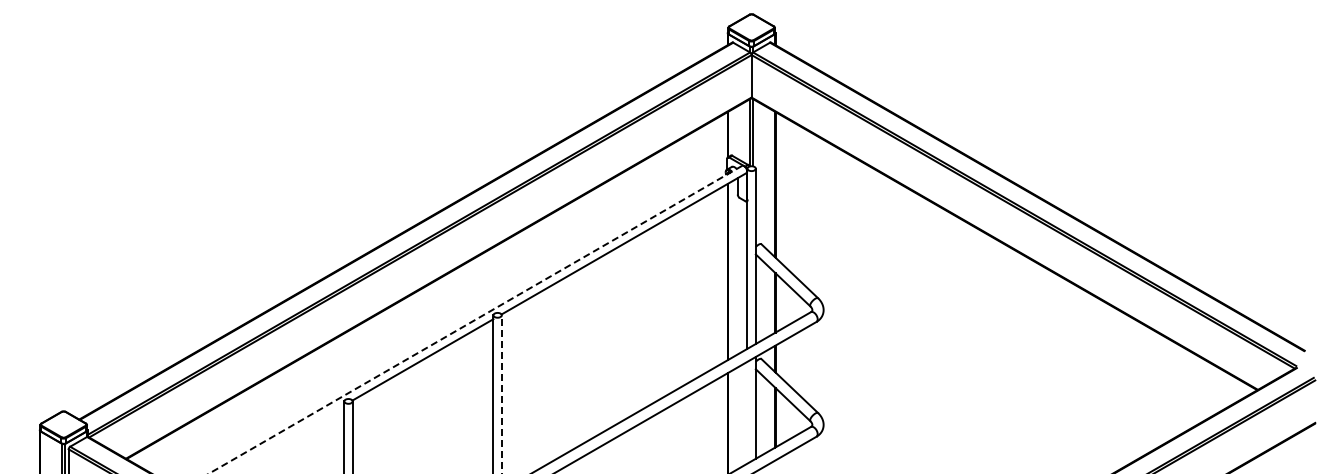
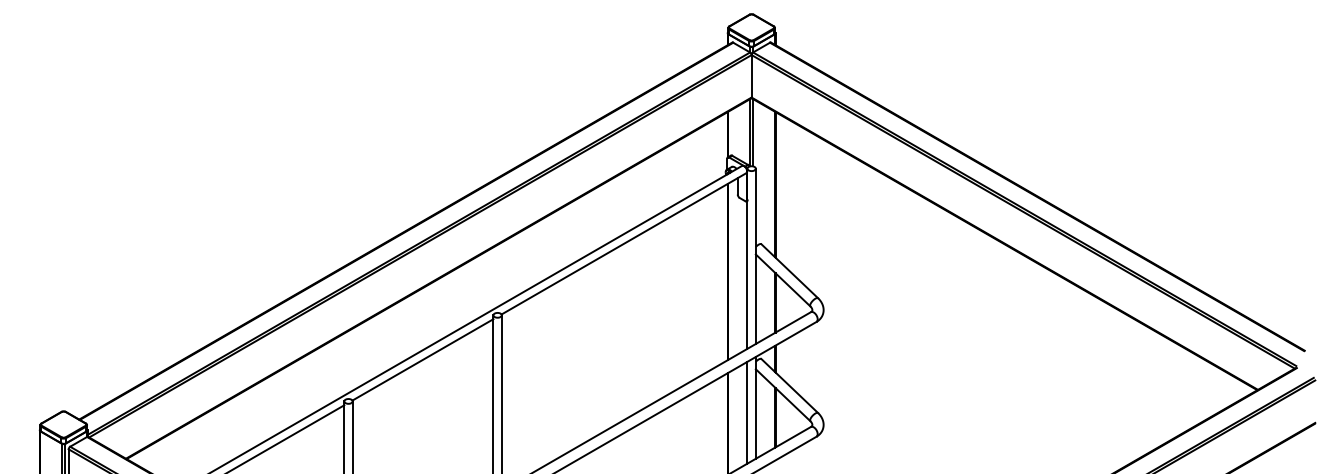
line: dashed -> solid (475, 319)
line: dashed -> solid (501, 394)
line: none -> present (747, 412)
line: none -> present (287, 437)
